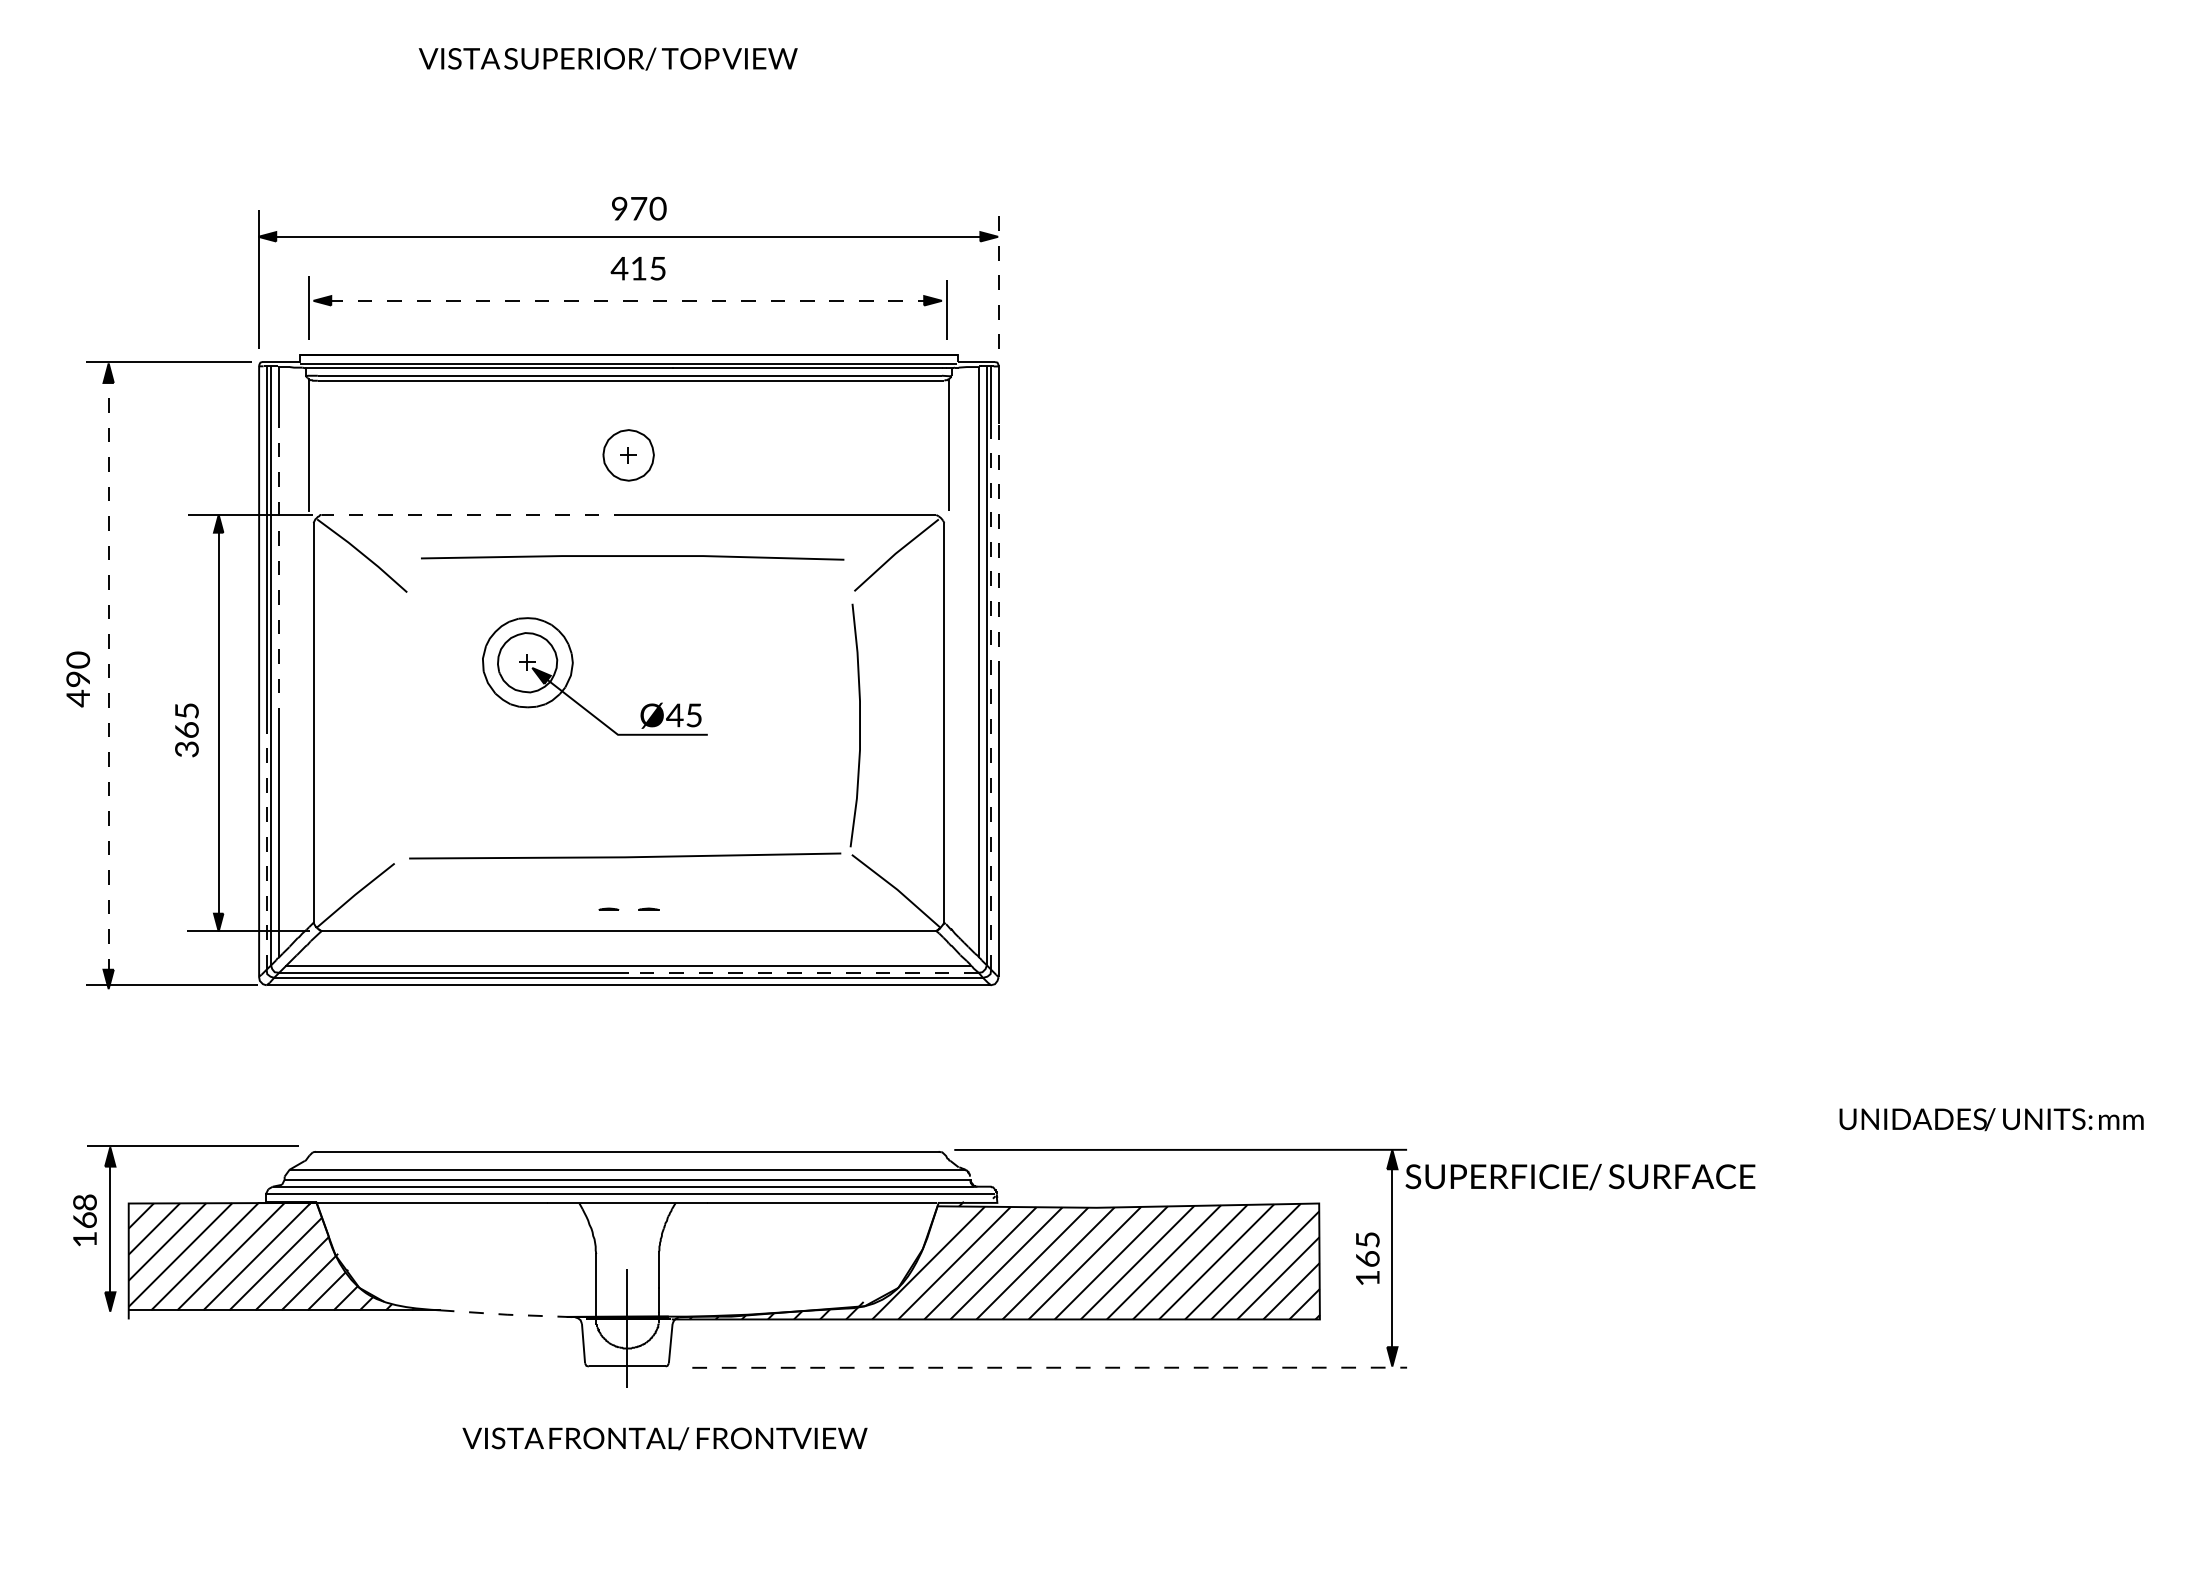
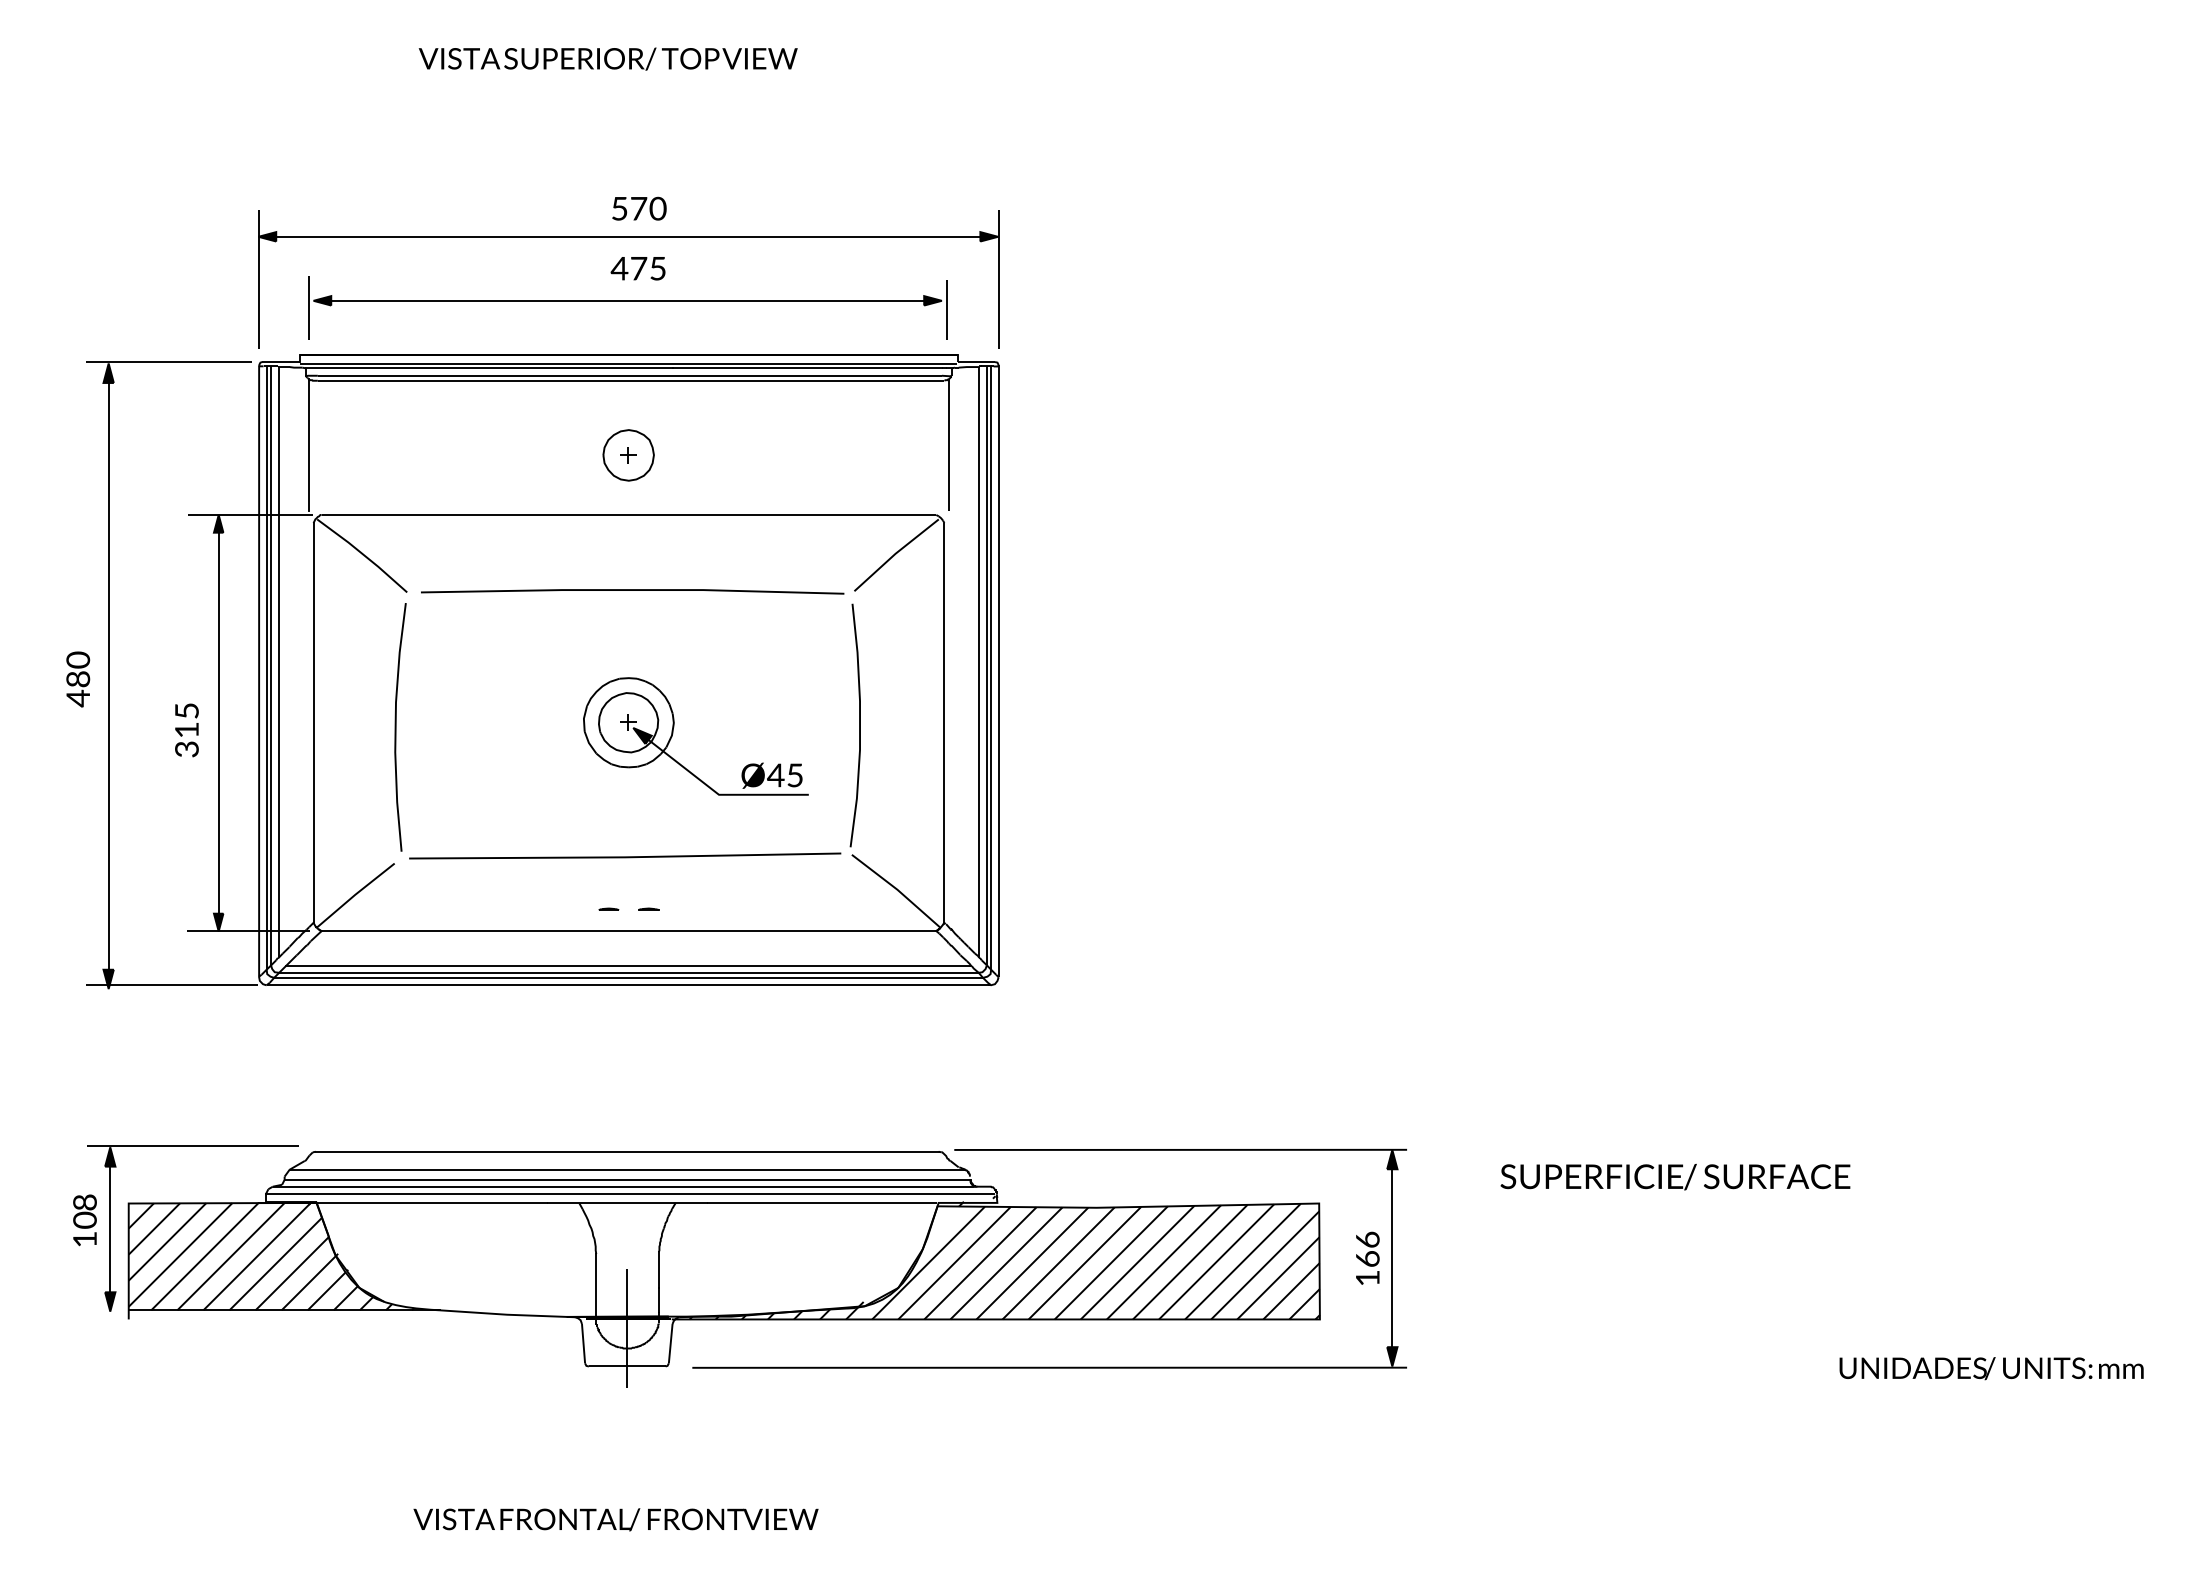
text: 970 -> 570 (619, 208)
text: 415 -> 475 (639, 268)
line: dashed -> solid (998, 279)
line: dashed -> solid (627, 300)
line: dashed -> solid (475, 515)
line: dashed -> solid (998, 549)
line position: (632, 556) -> (632, 590) (632, 590)
line: dashed -> solid (278, 573)
part position: (572, 673) -> (673, 733) (673, 733)
line: dashed -> solid (108, 676)
text: 490 -> 480 (79, 679)
line: dashed -> solid (991, 696)
curve: none -> present (396, 727)
text: 365 -> 315 (186, 729)
line: dashed -> solid (266, 845)
line: dashed -> solid (803, 972)
text position: (1991, 1119) -> (1991, 1368) (1991, 1368)
text position: (1580, 1176) -> (1675, 1176) (1675, 1176)
text: 16 -> 10 (84, 1219)
text: 165 -> 166 (1367, 1239)
line: dashed -> solid (507, 1314)
line: dashed -> solid (1050, 1367)
text position: (664, 1438) -> (615, 1519) (615, 1519)
